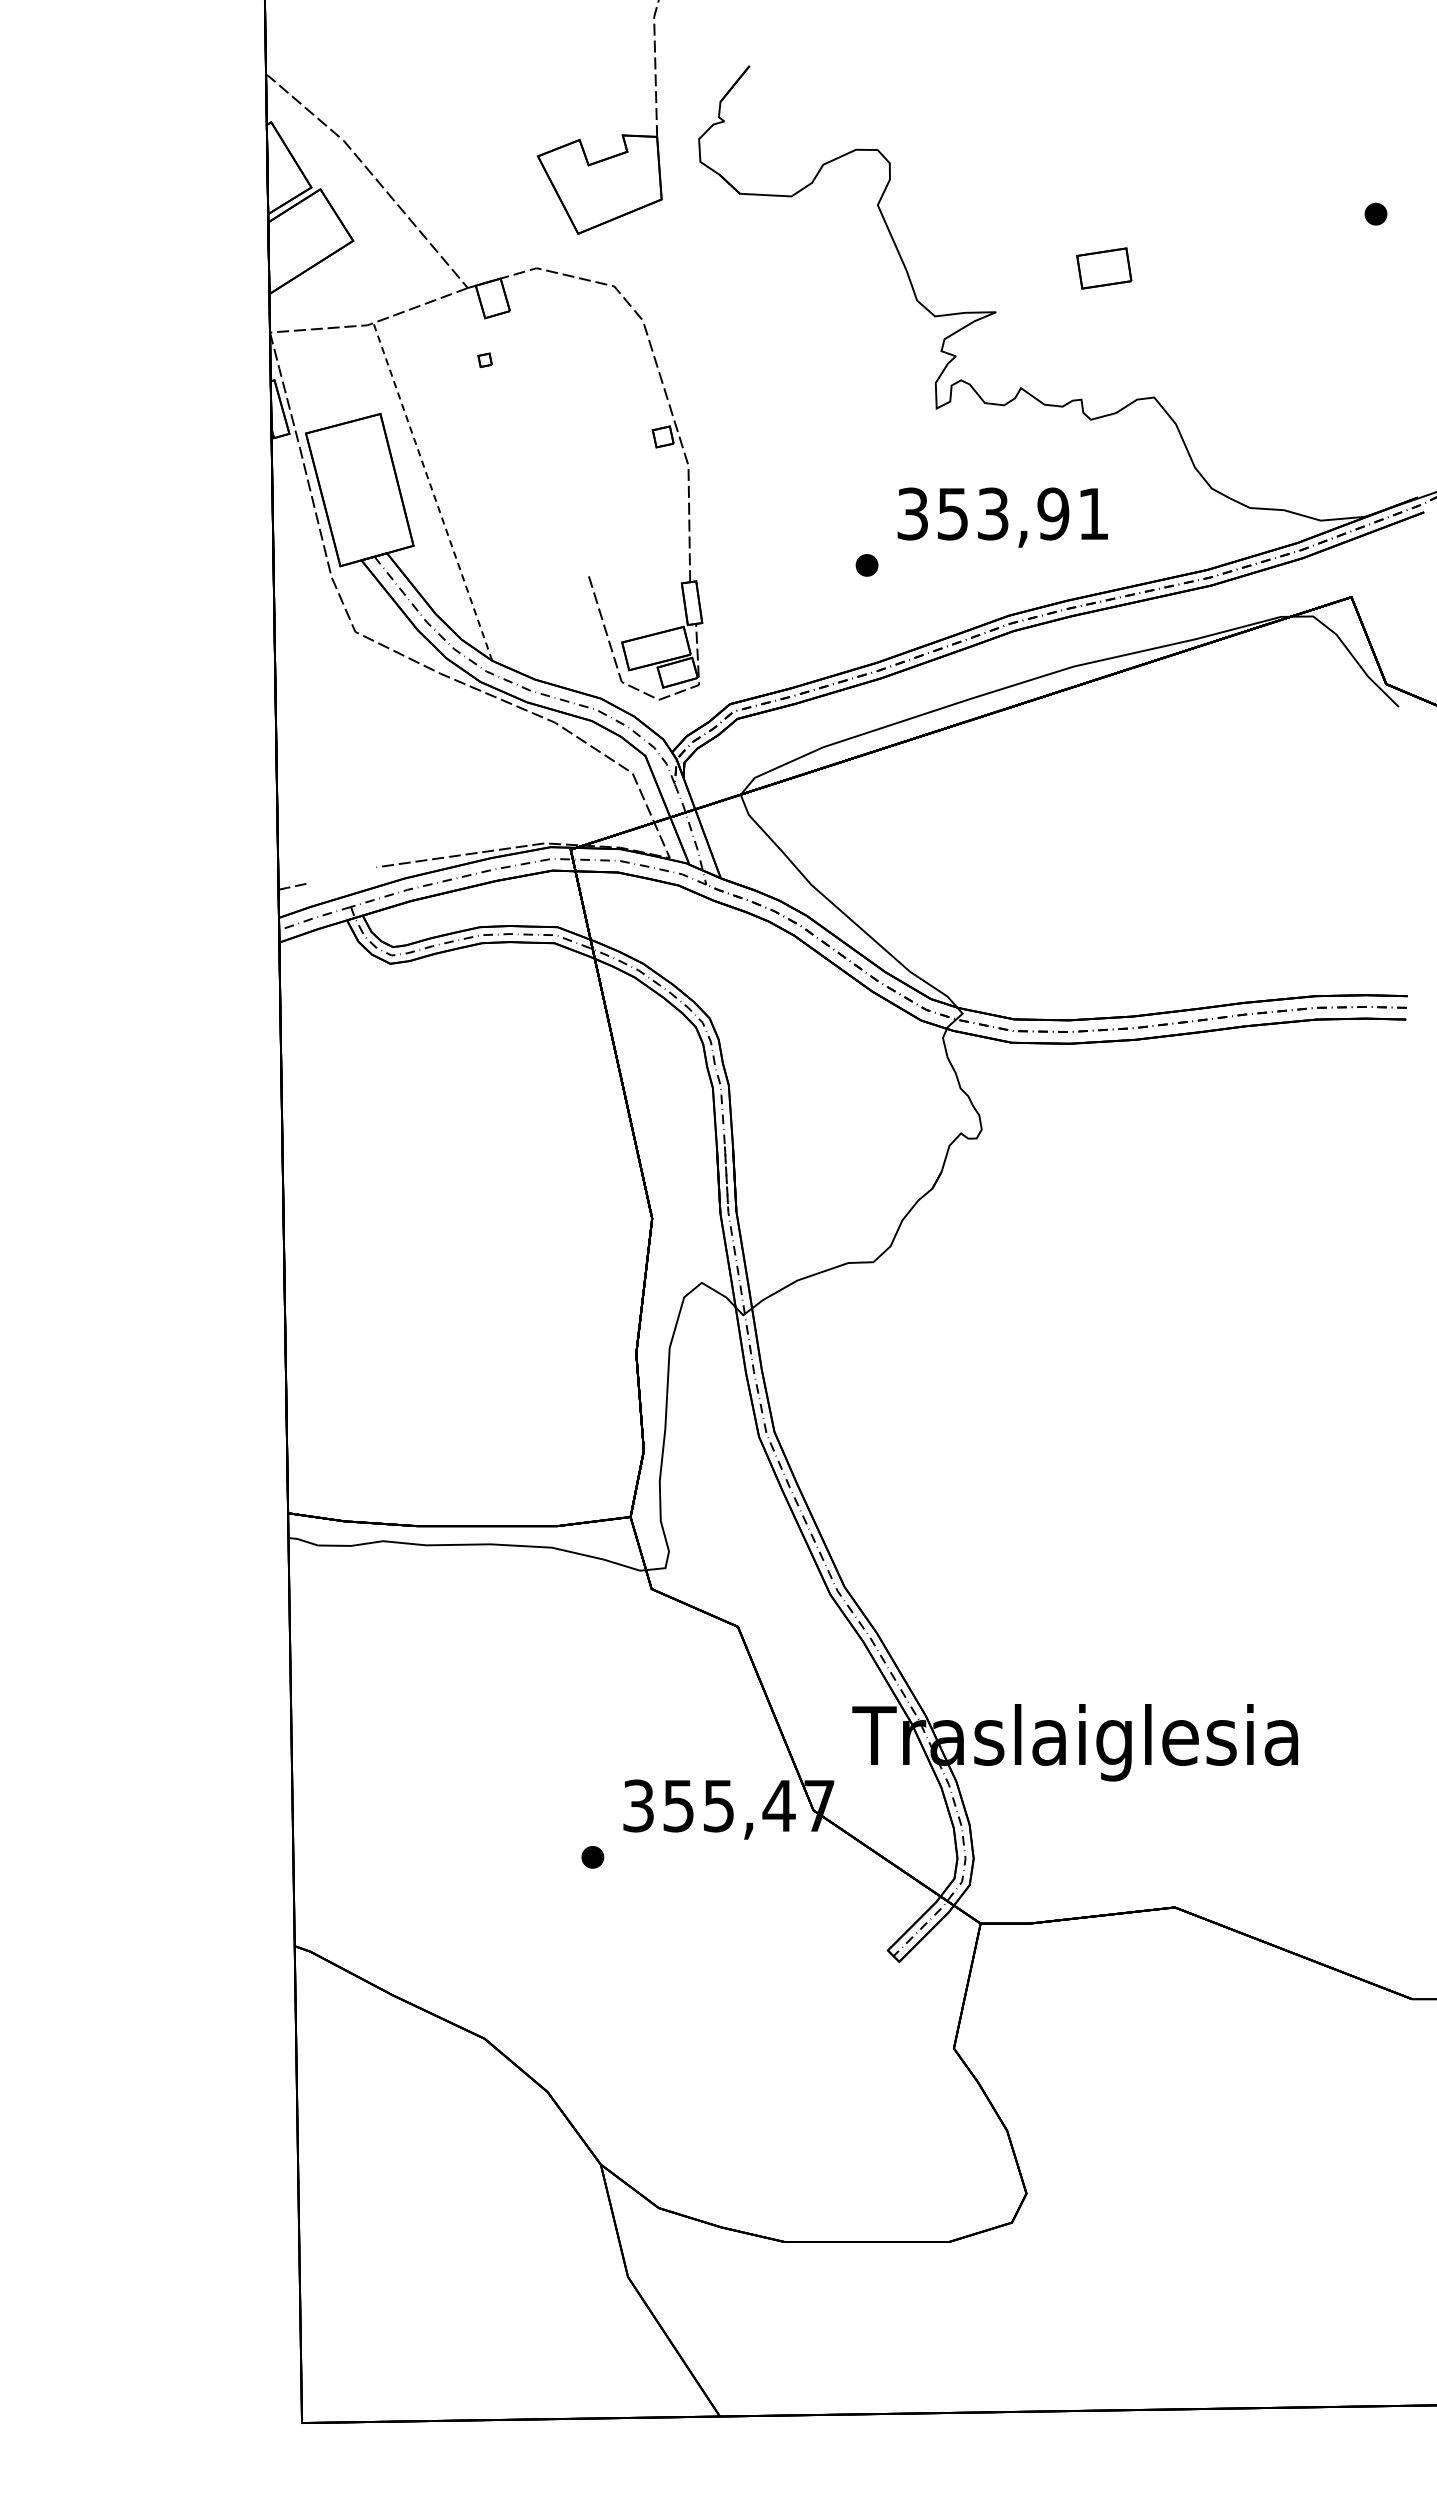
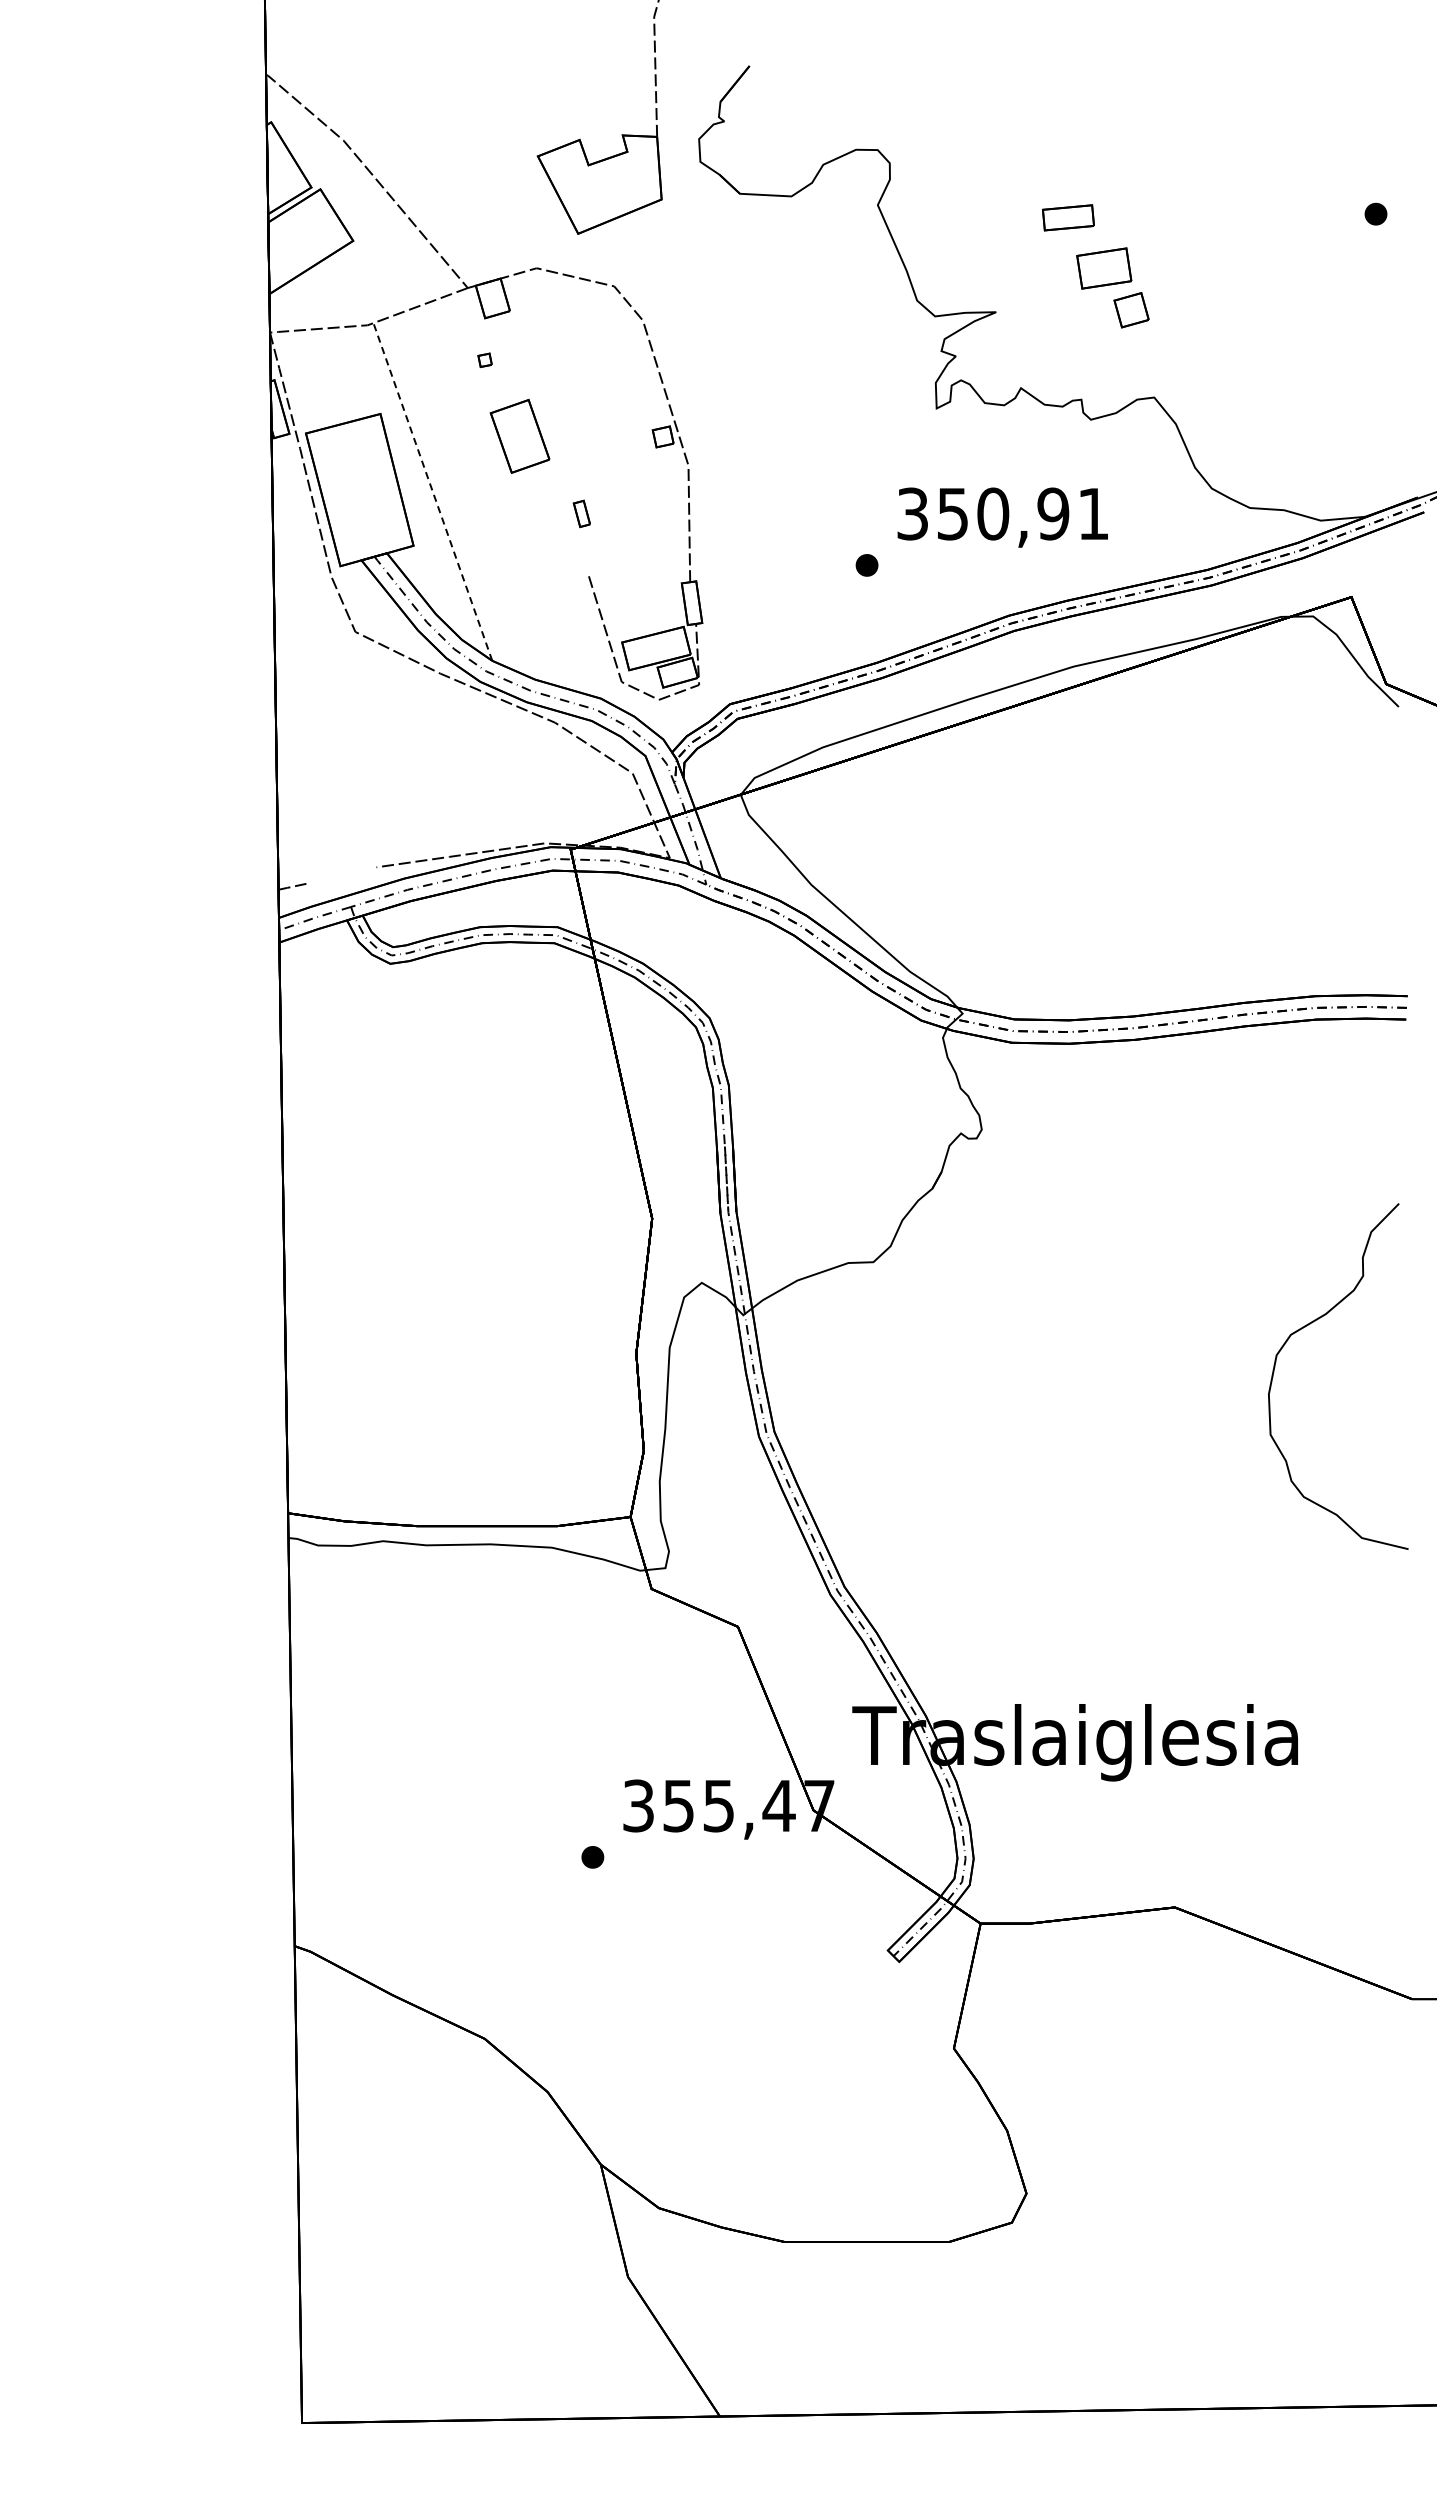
part: none -> present (1068, 217)
part: none -> present (1131, 310)
part: none -> present (519, 436)
part: none -> present (581, 513)
text: 353,91 -> 350,91 (993, 513)
curve: none -> present (1307, 1326)
